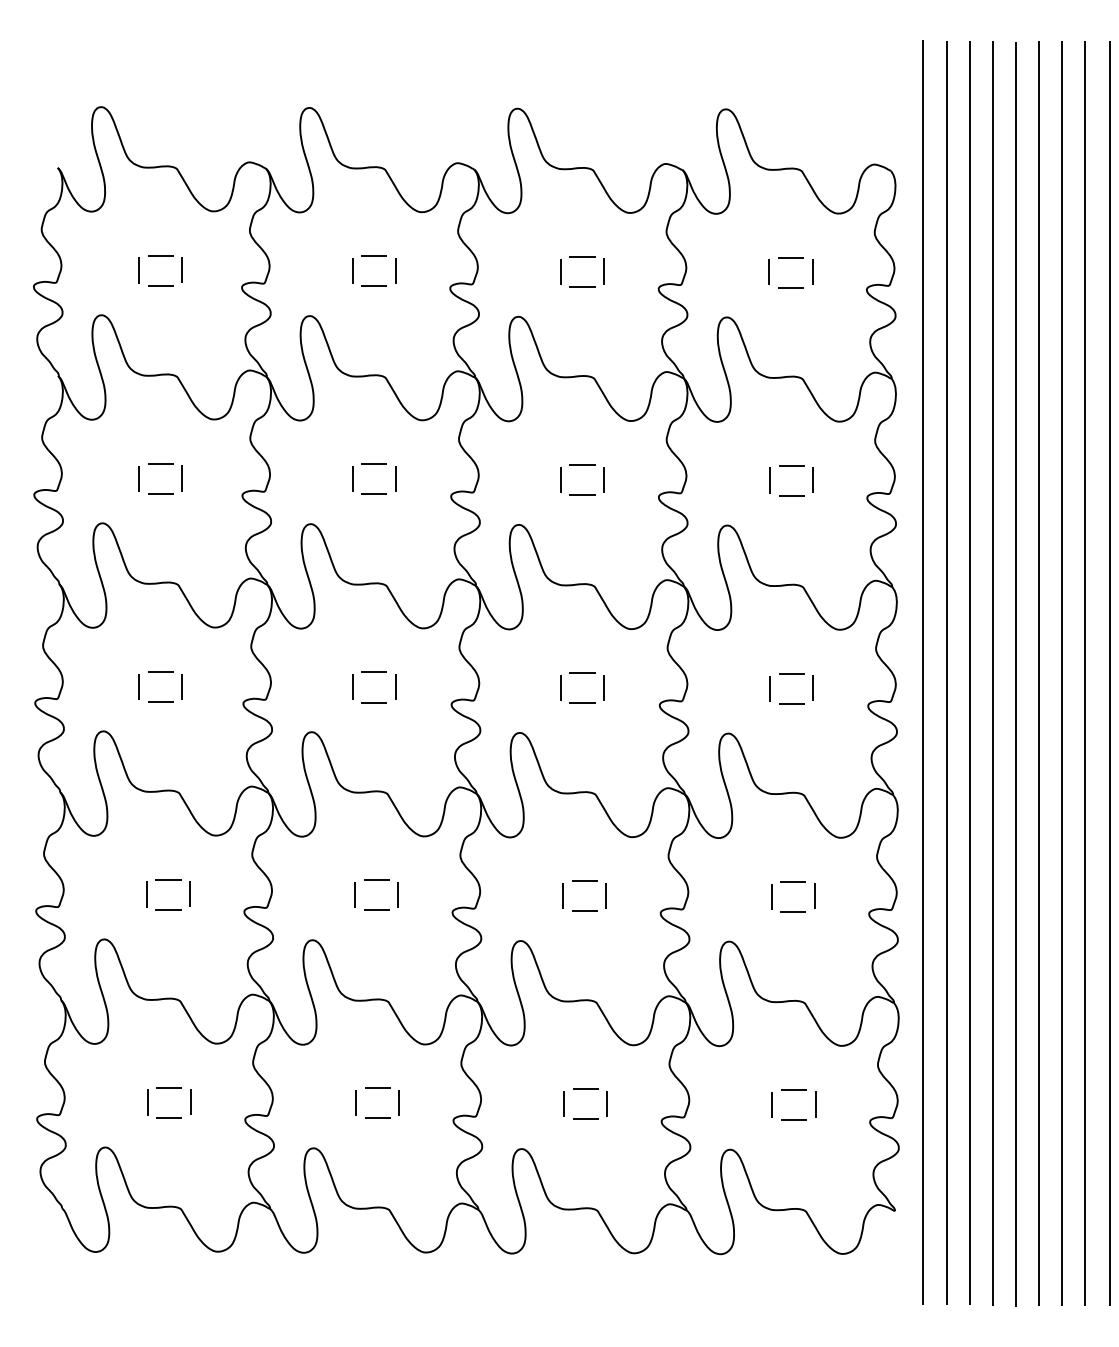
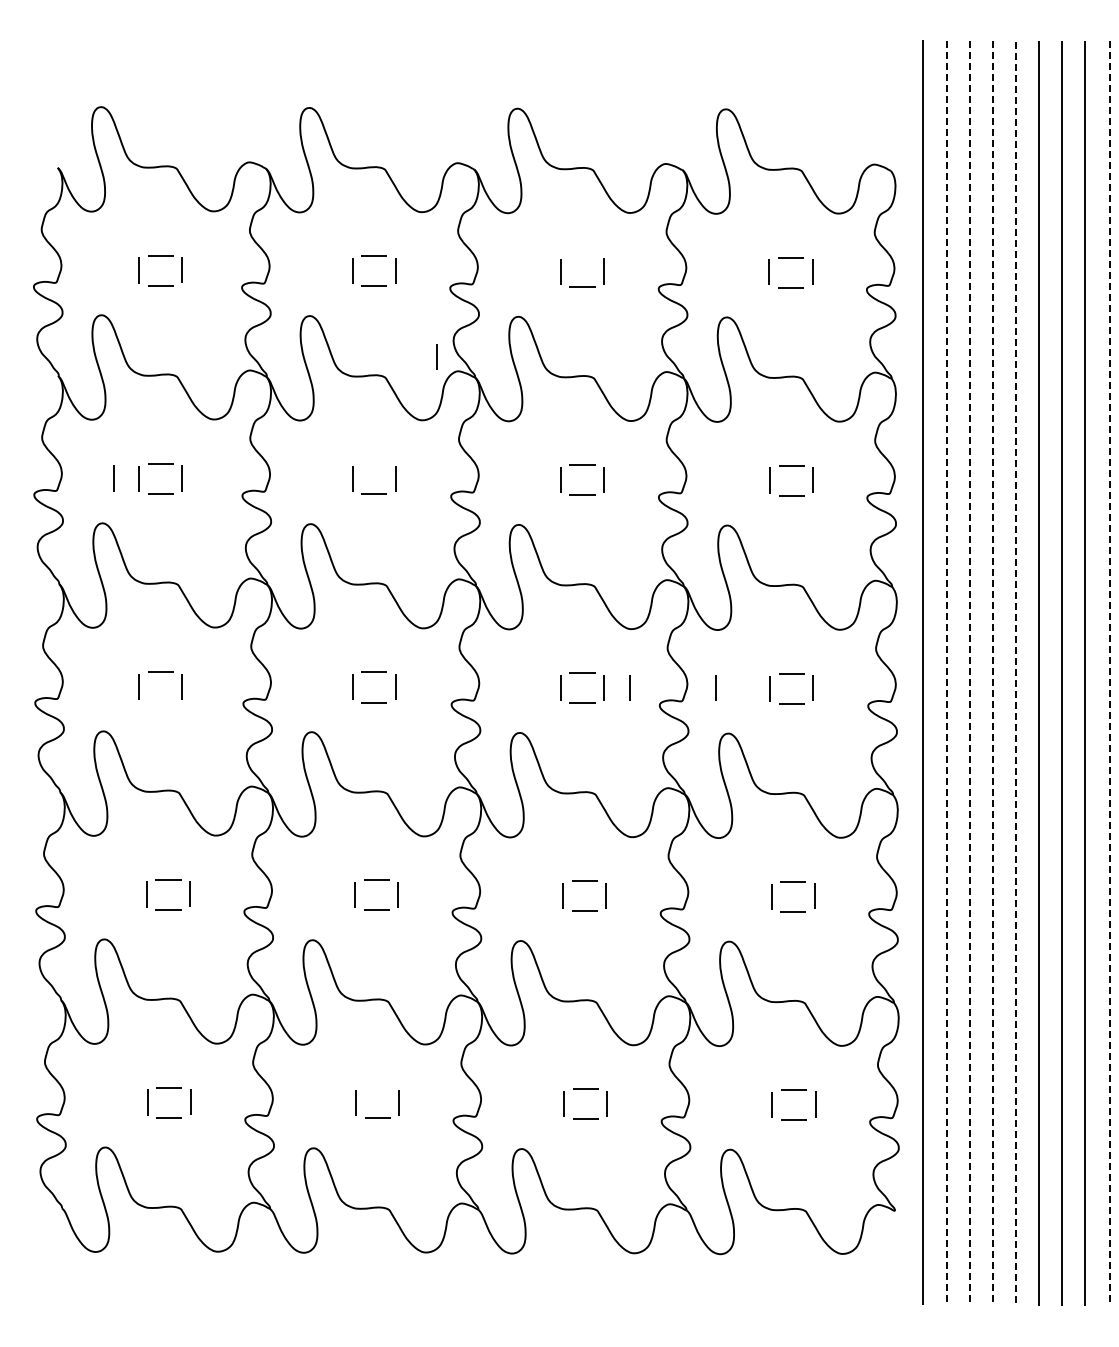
line: present -> none (582, 256)
line: none -> present (436, 356)
line: present -> none (373, 463)
line: none -> present (113, 478)
line: solid -> dashed (946, 673)
line: solid -> dashed (969, 673)
line: solid -> dashed (992, 673)
line: solid -> dashed (1109, 673)
line: solid -> dashed (1016, 674)
line: none -> present (629, 687)
line: none -> present (715, 687)
line: present -> none (160, 701)
line: present -> none (377, 1087)
